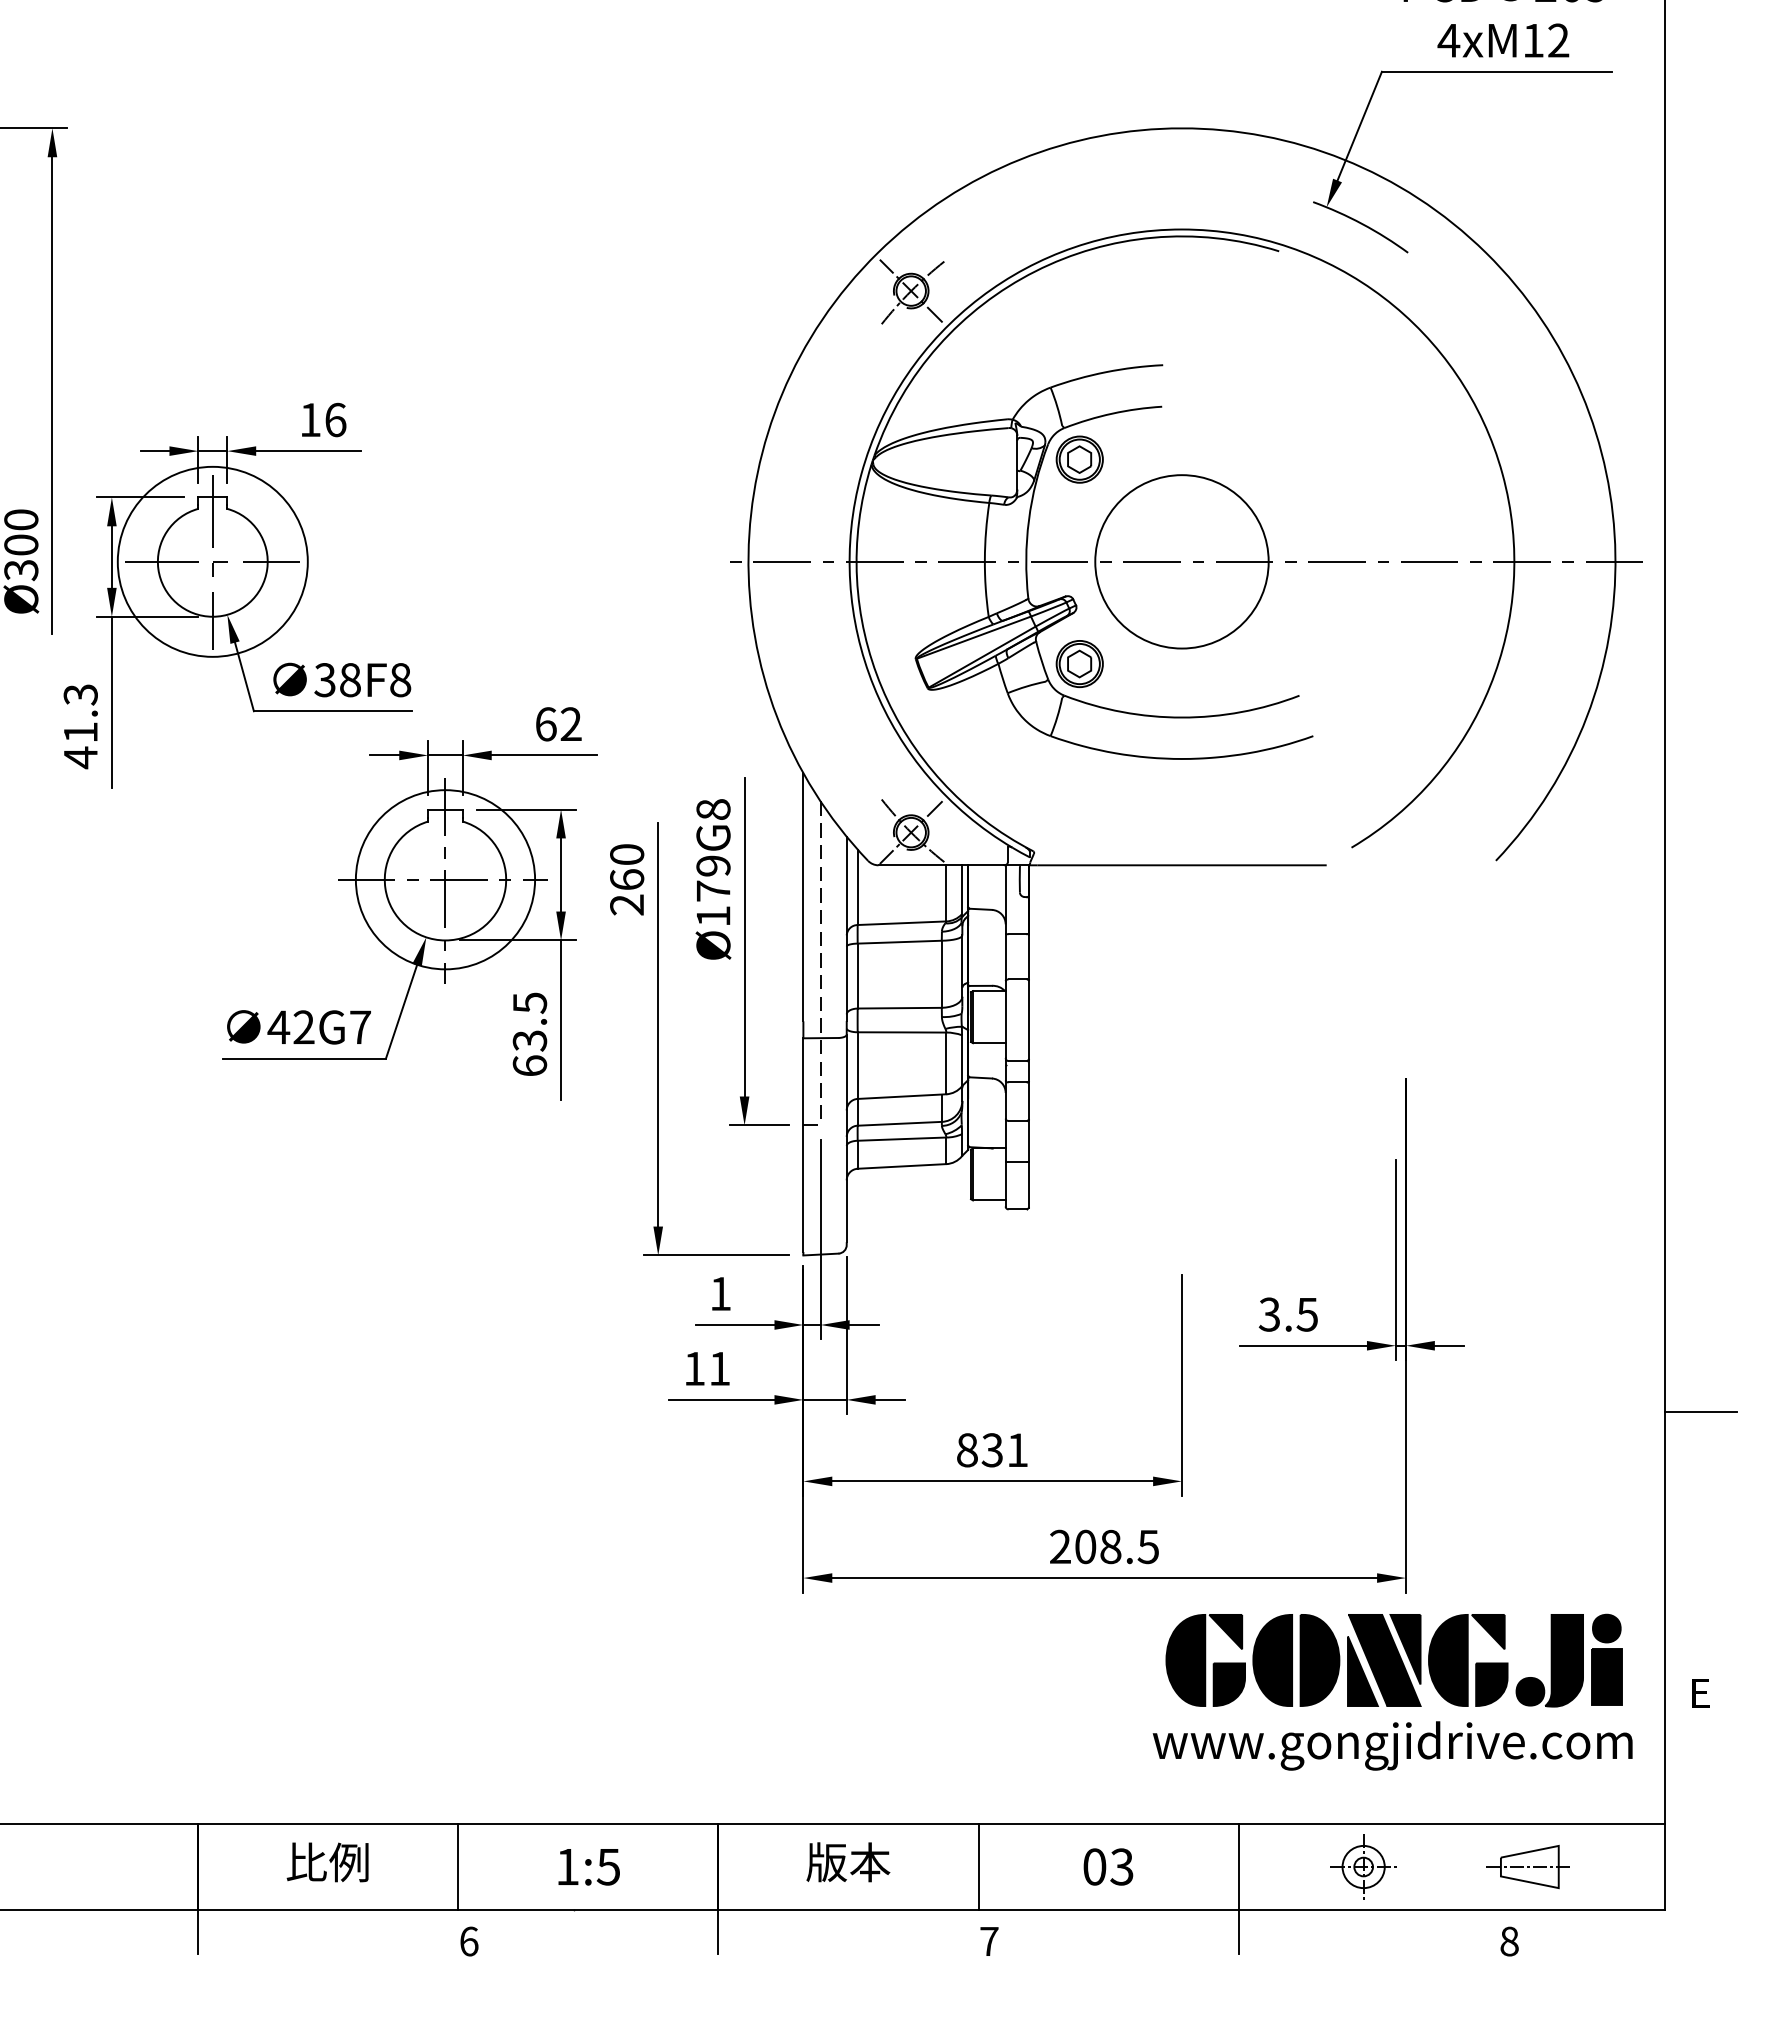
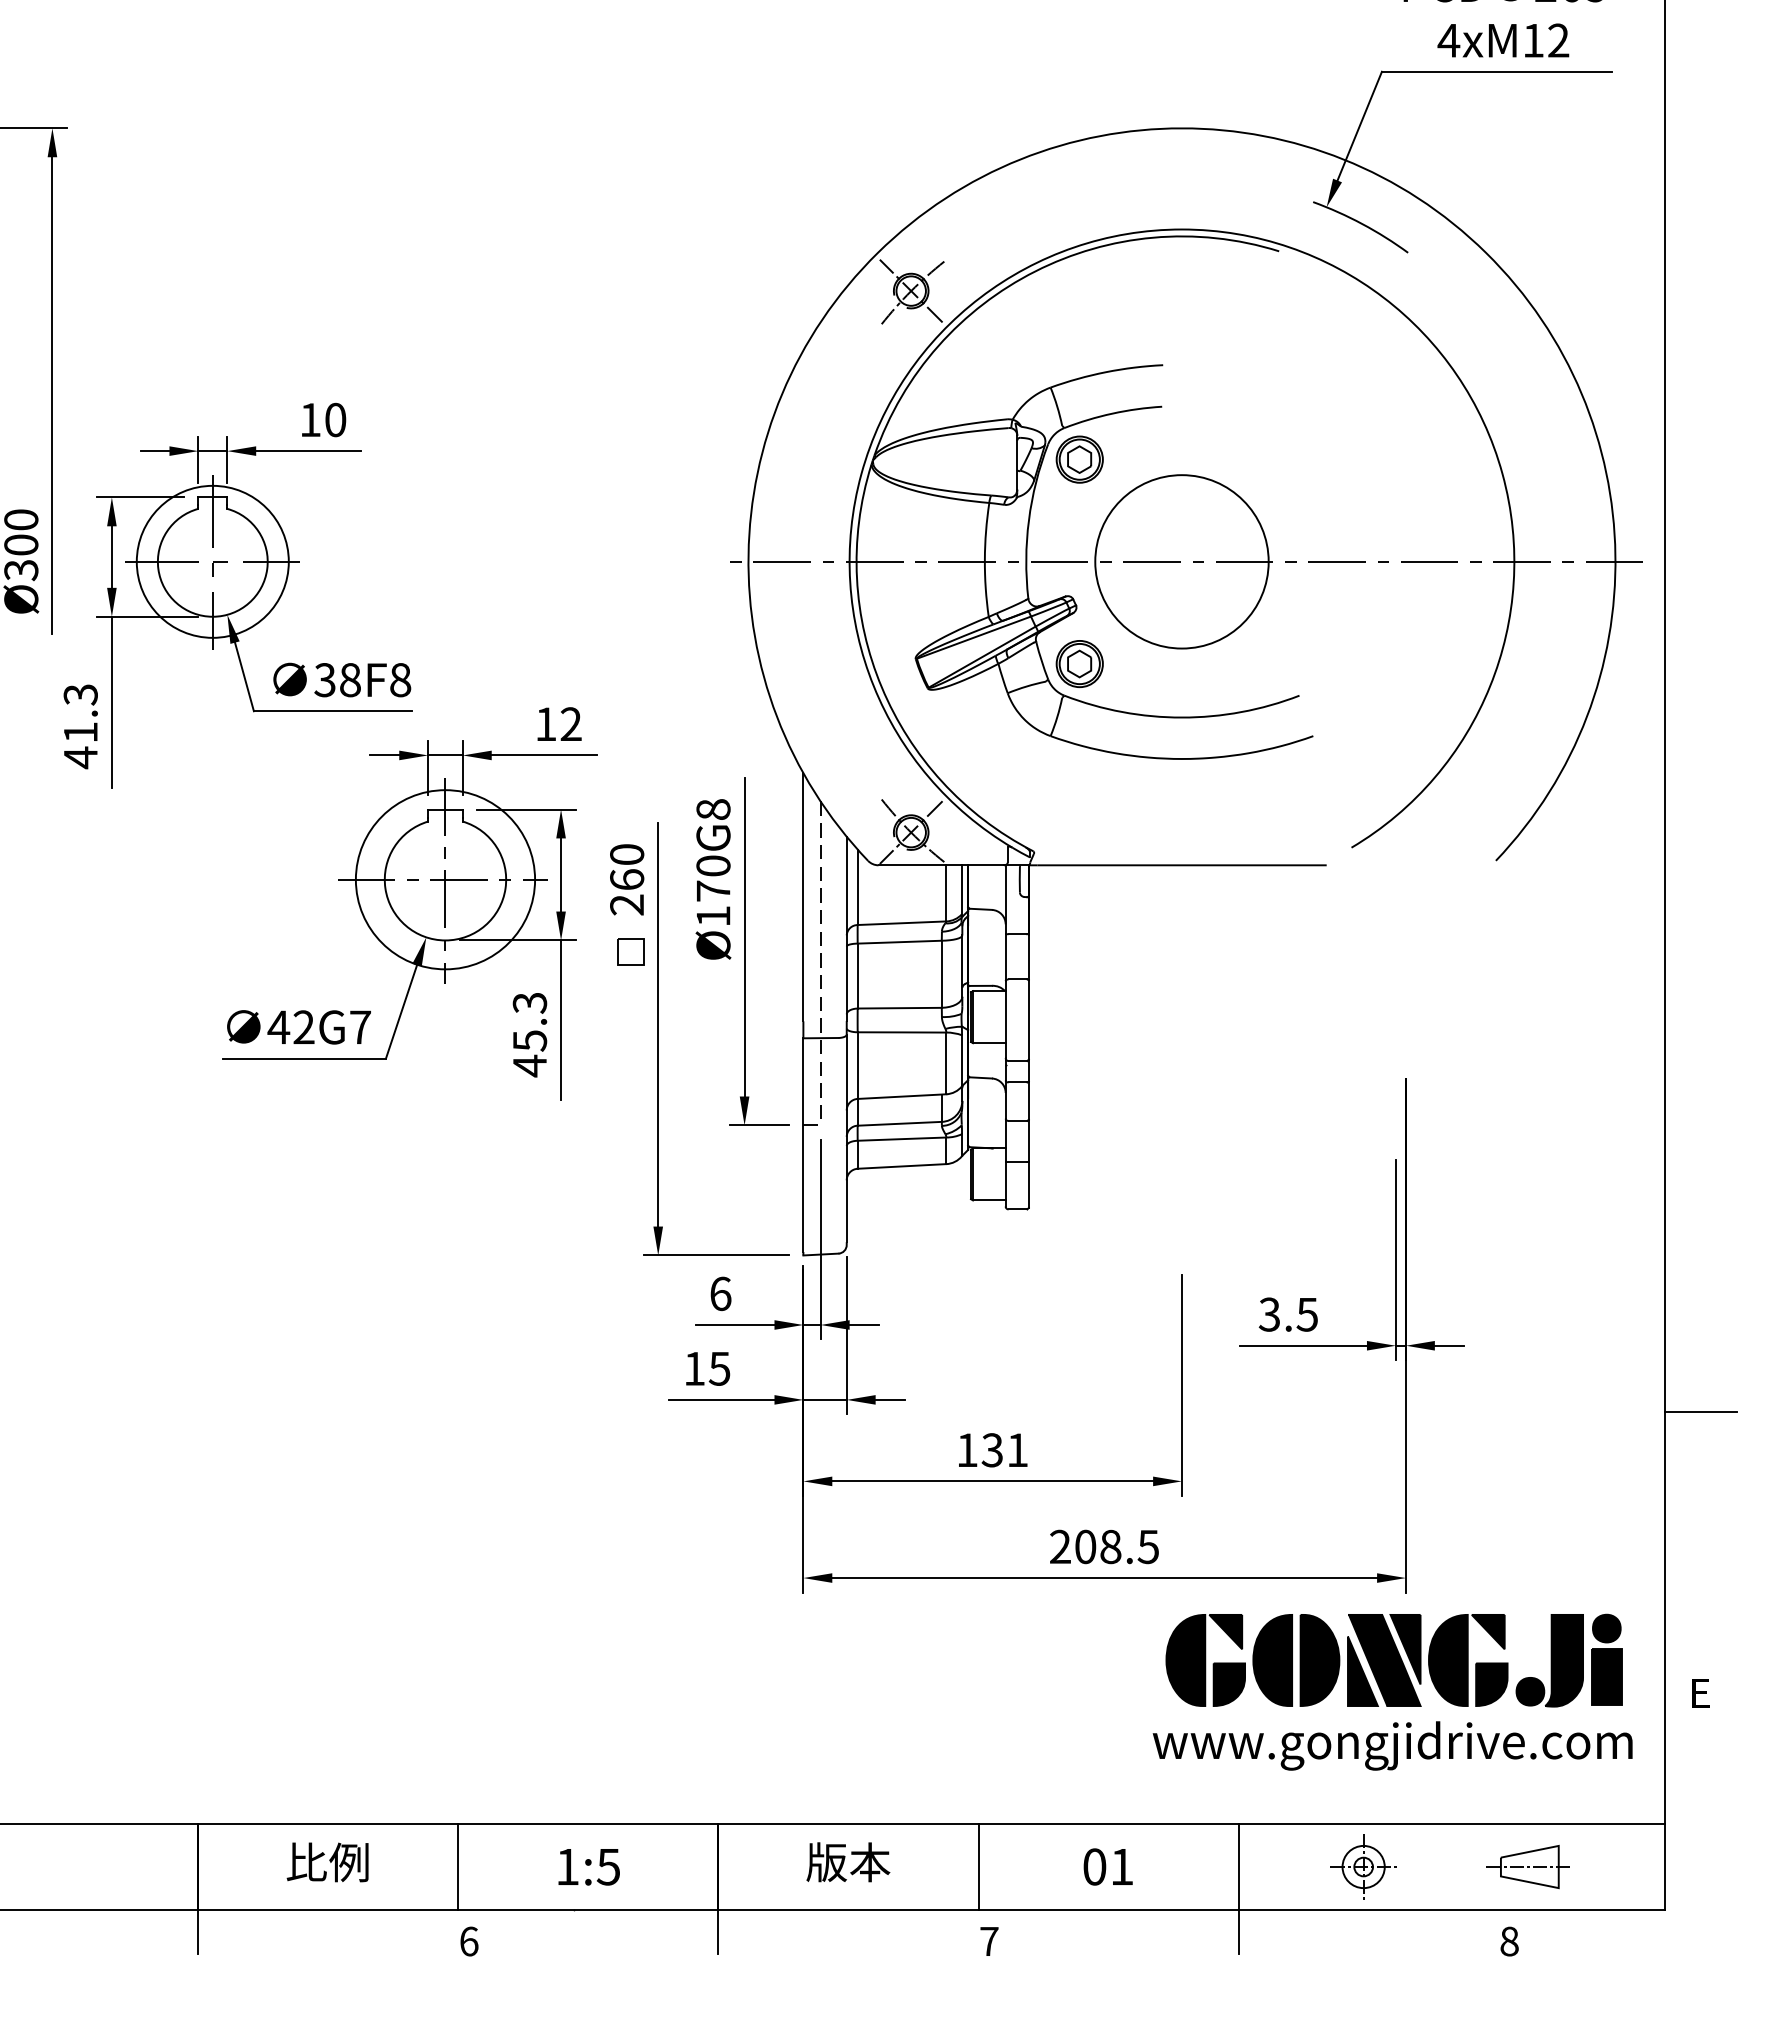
text: 16 -> 10 (335, 419)
circle diameter: 190 px -> 152 px (212, 561)
text: 62 -> 12 (546, 724)
text: Ø179G8 -> Ø170G8 (713, 865)
part: none -> present (630, 951)
text: 63.5 -> 45.3 (529, 1034)
text: 1 -> 6 (720, 1293)
text: 11 -> 15 (719, 1368)
text: 831 -> 131 (967, 1450)
text: 03 -> 01 (1121, 1866)
